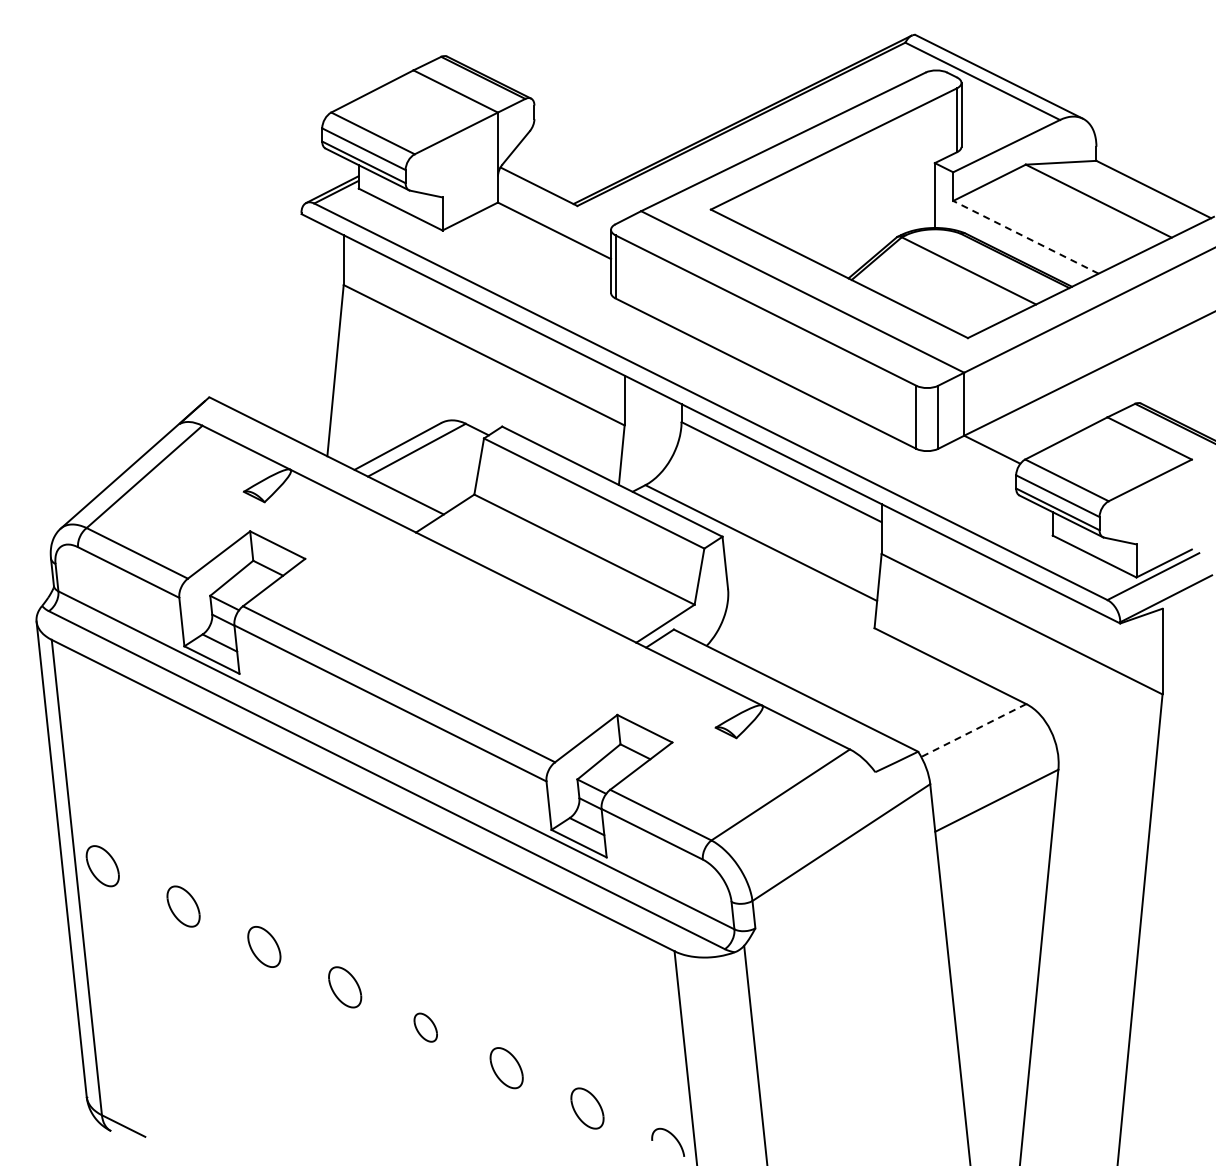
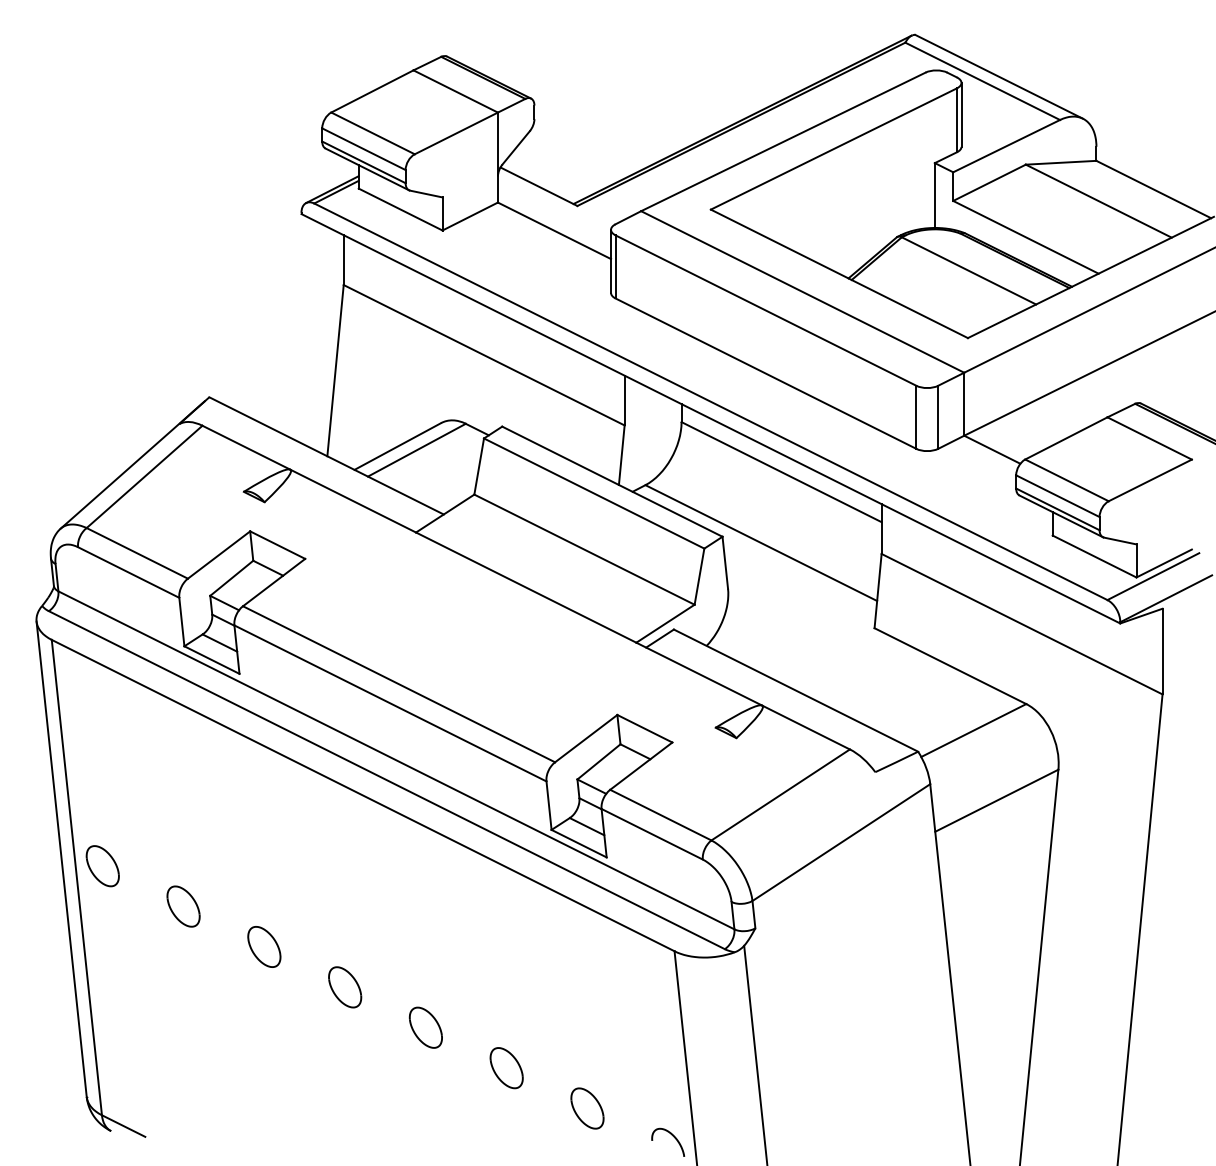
line: dashed -> solid (1025, 237)
line: dashed -> solid (973, 730)
part size: 25x31 px -> 35x43 px (425, 1027)
